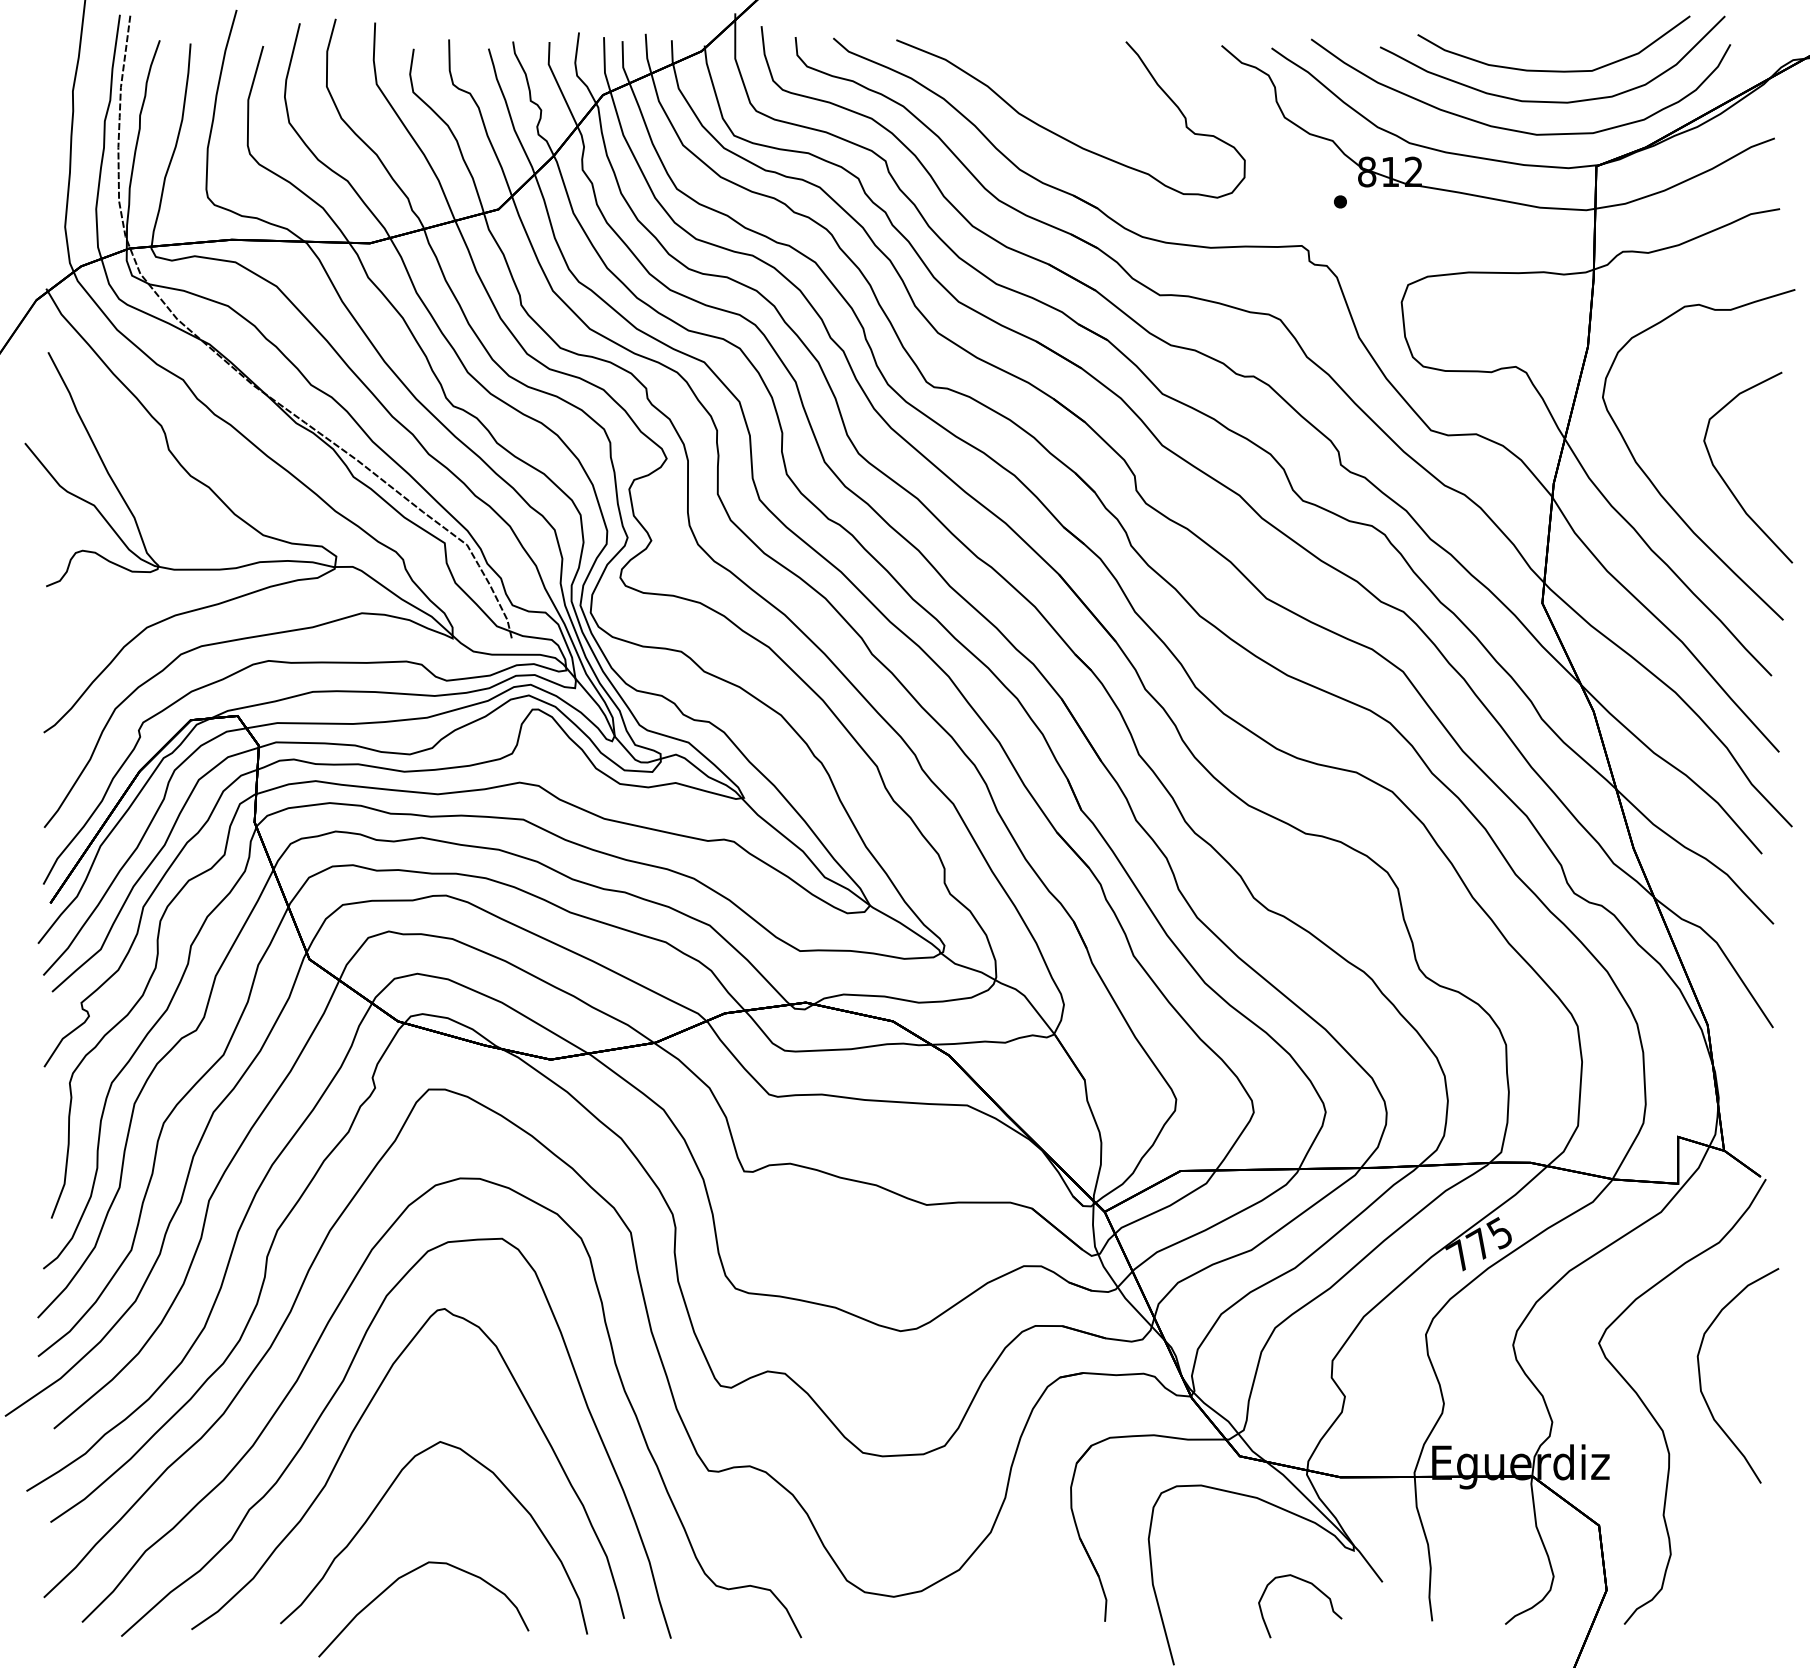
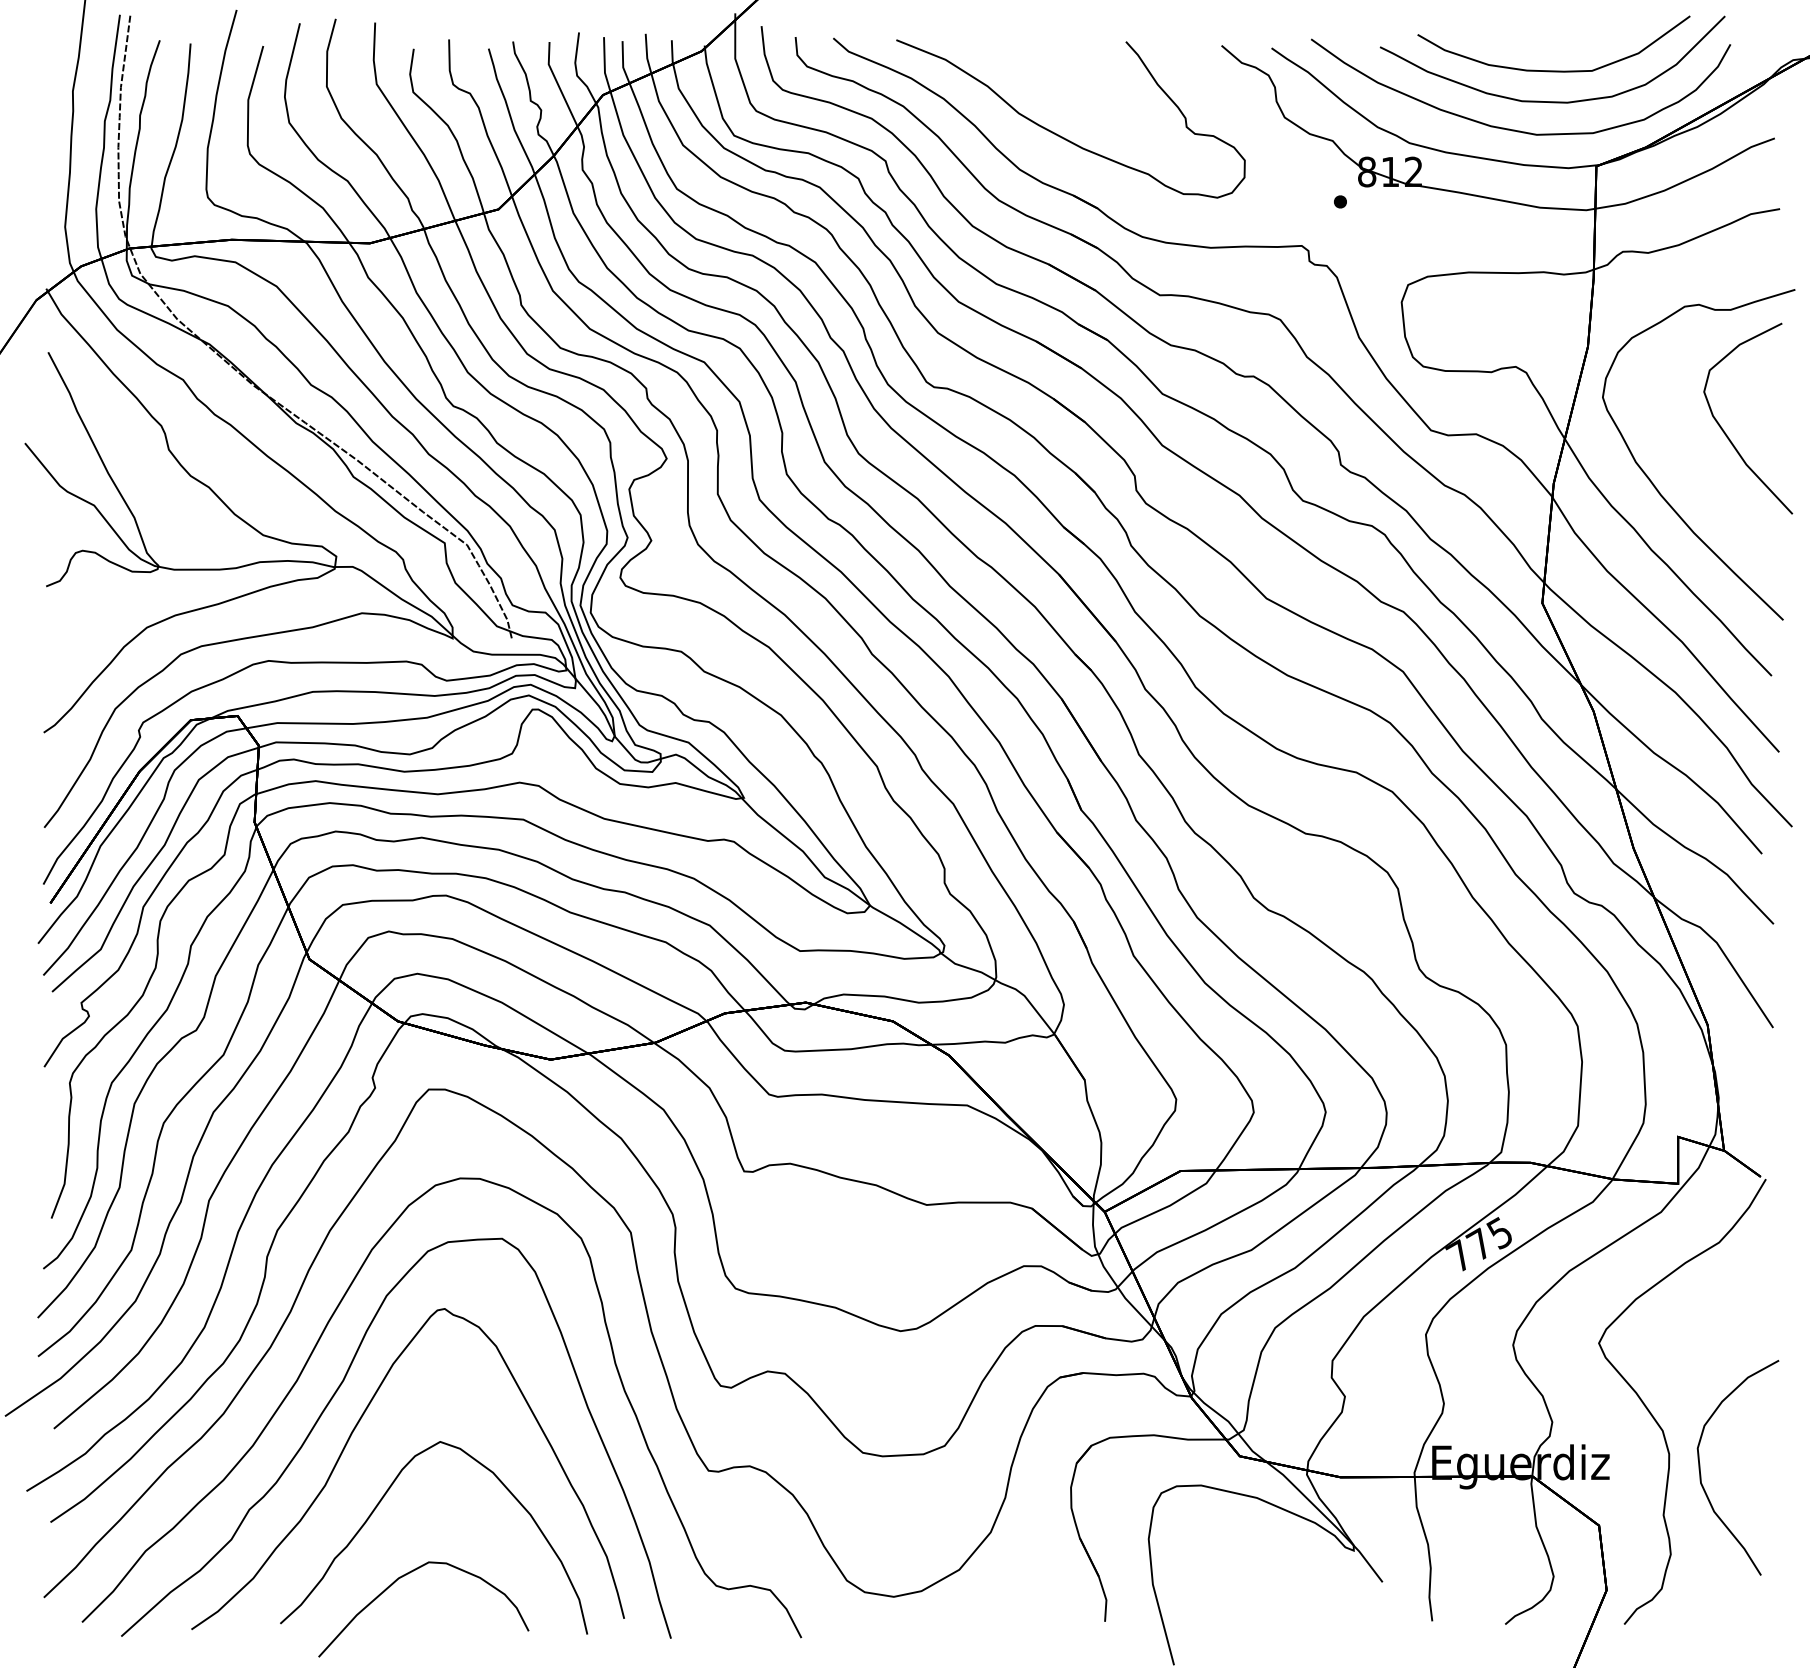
curve position: (1726, 482) -> (1726, 433) (1726, 433)
curve position: (1701, 1382) -> (1701, 1474) (1701, 1474)
curve: present -> none (1314, 1587)
